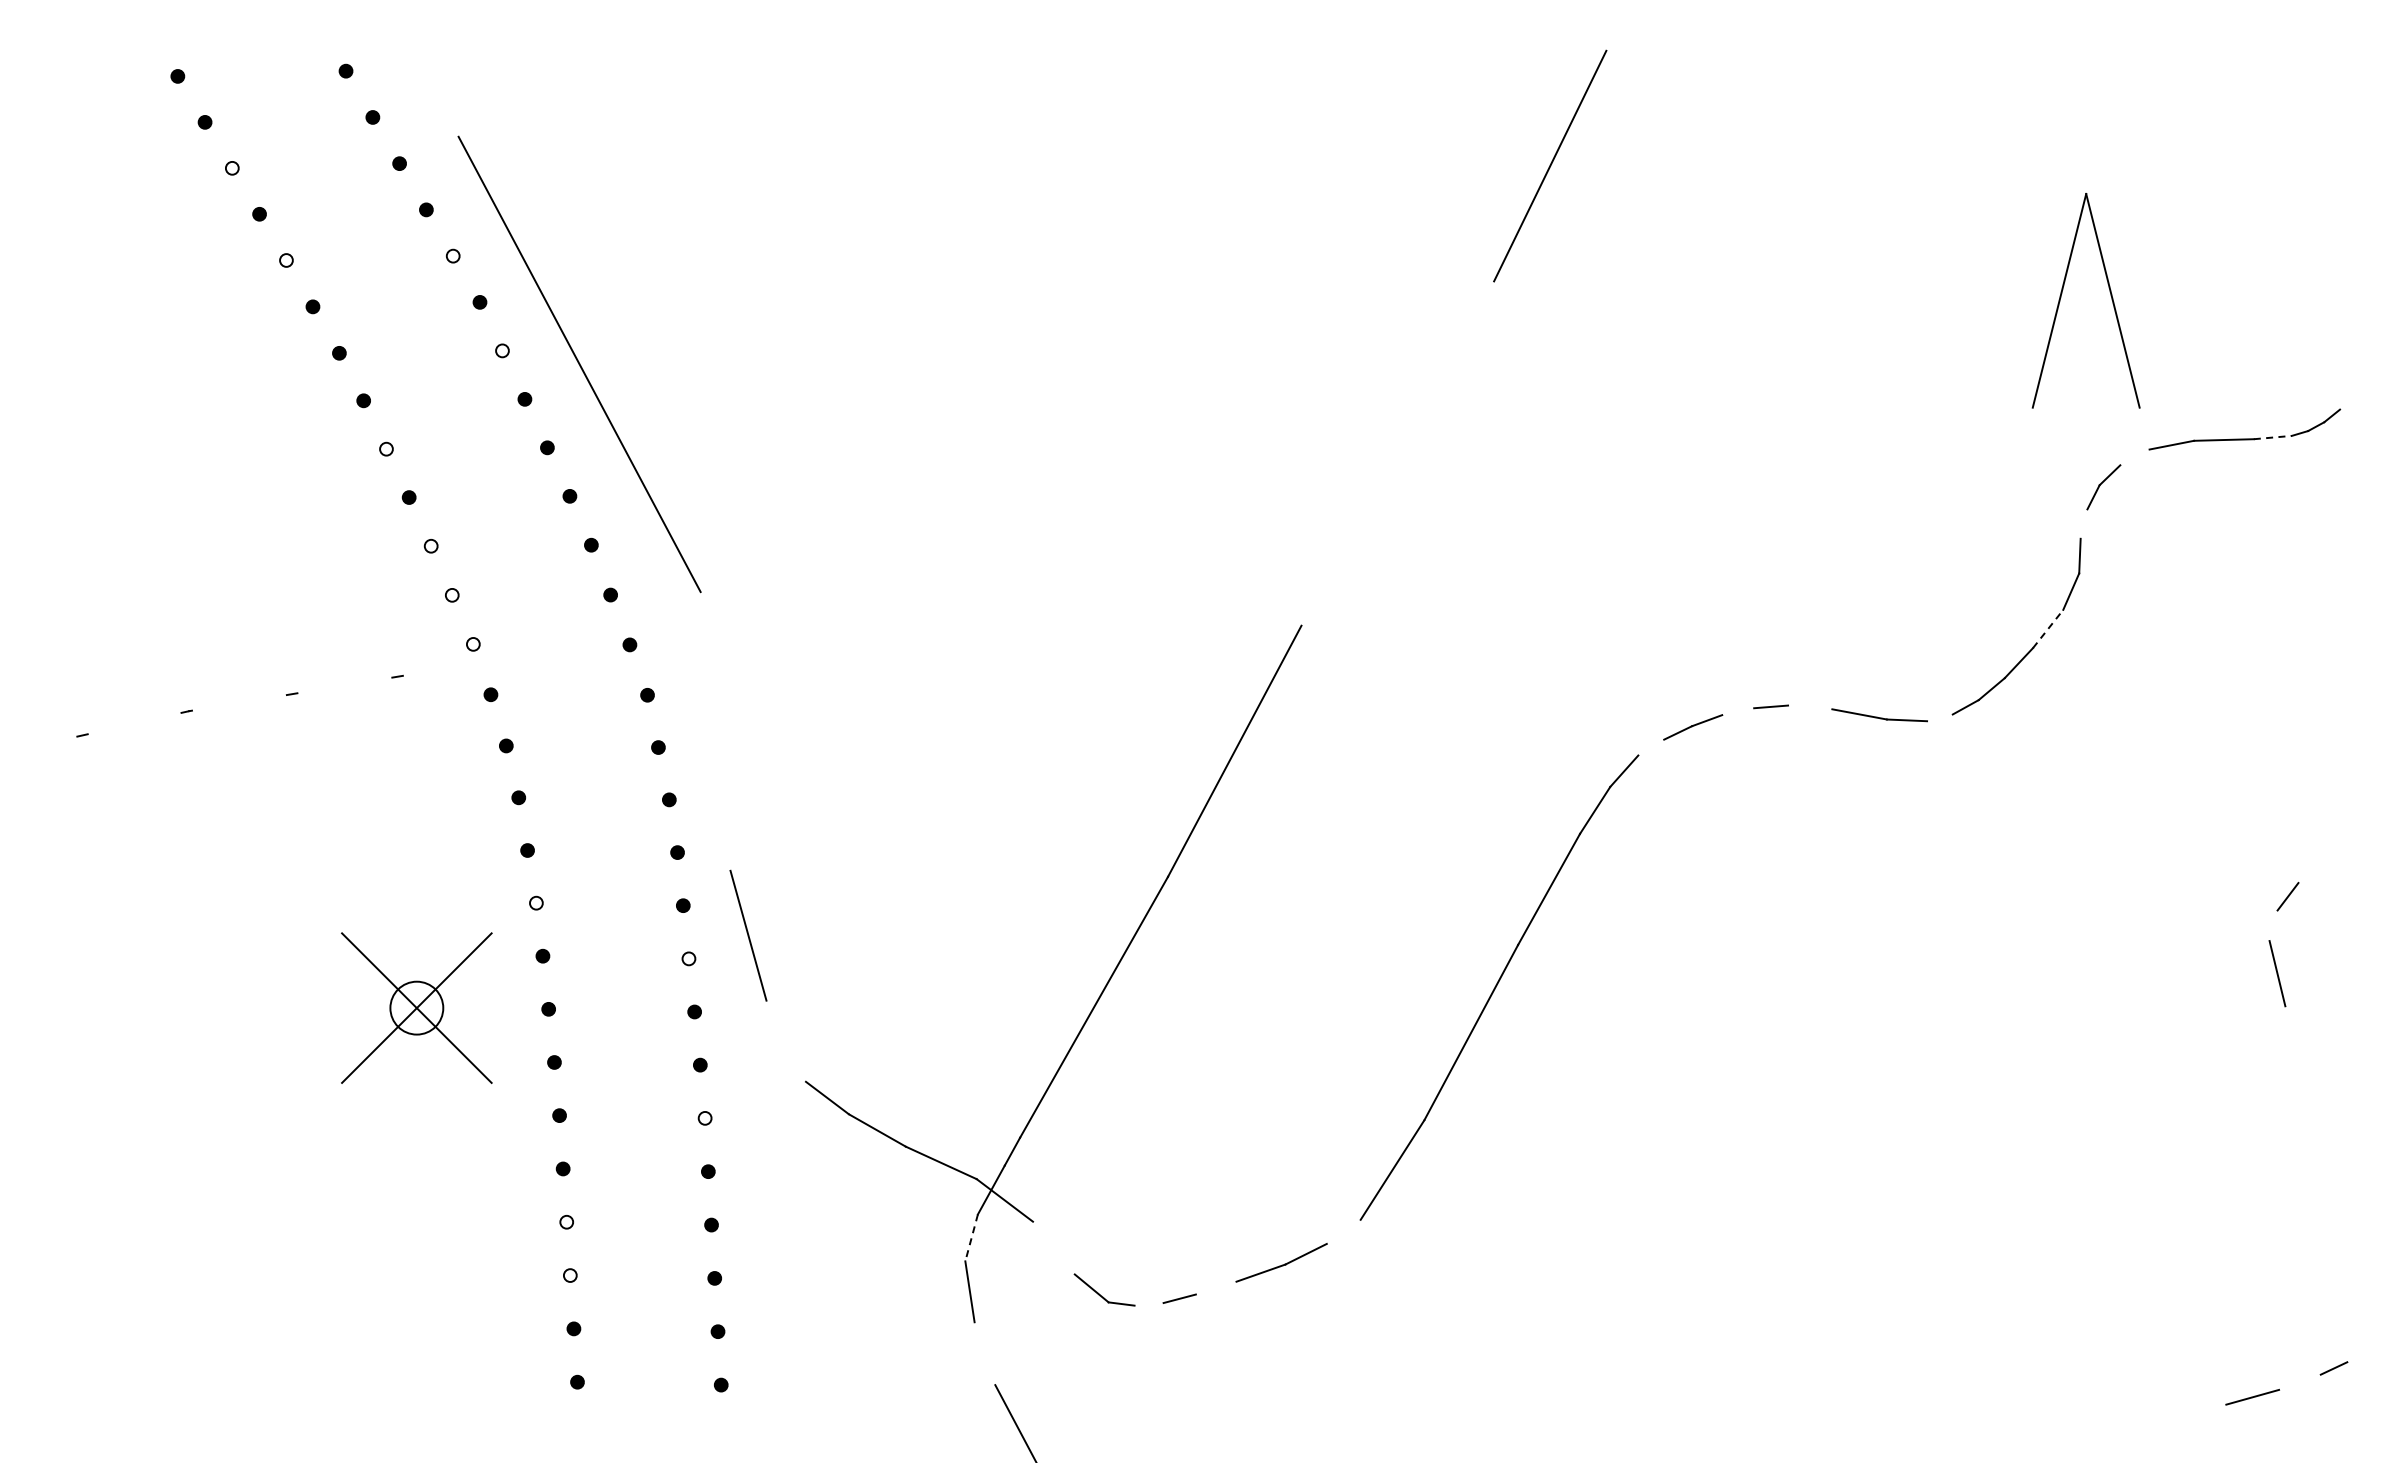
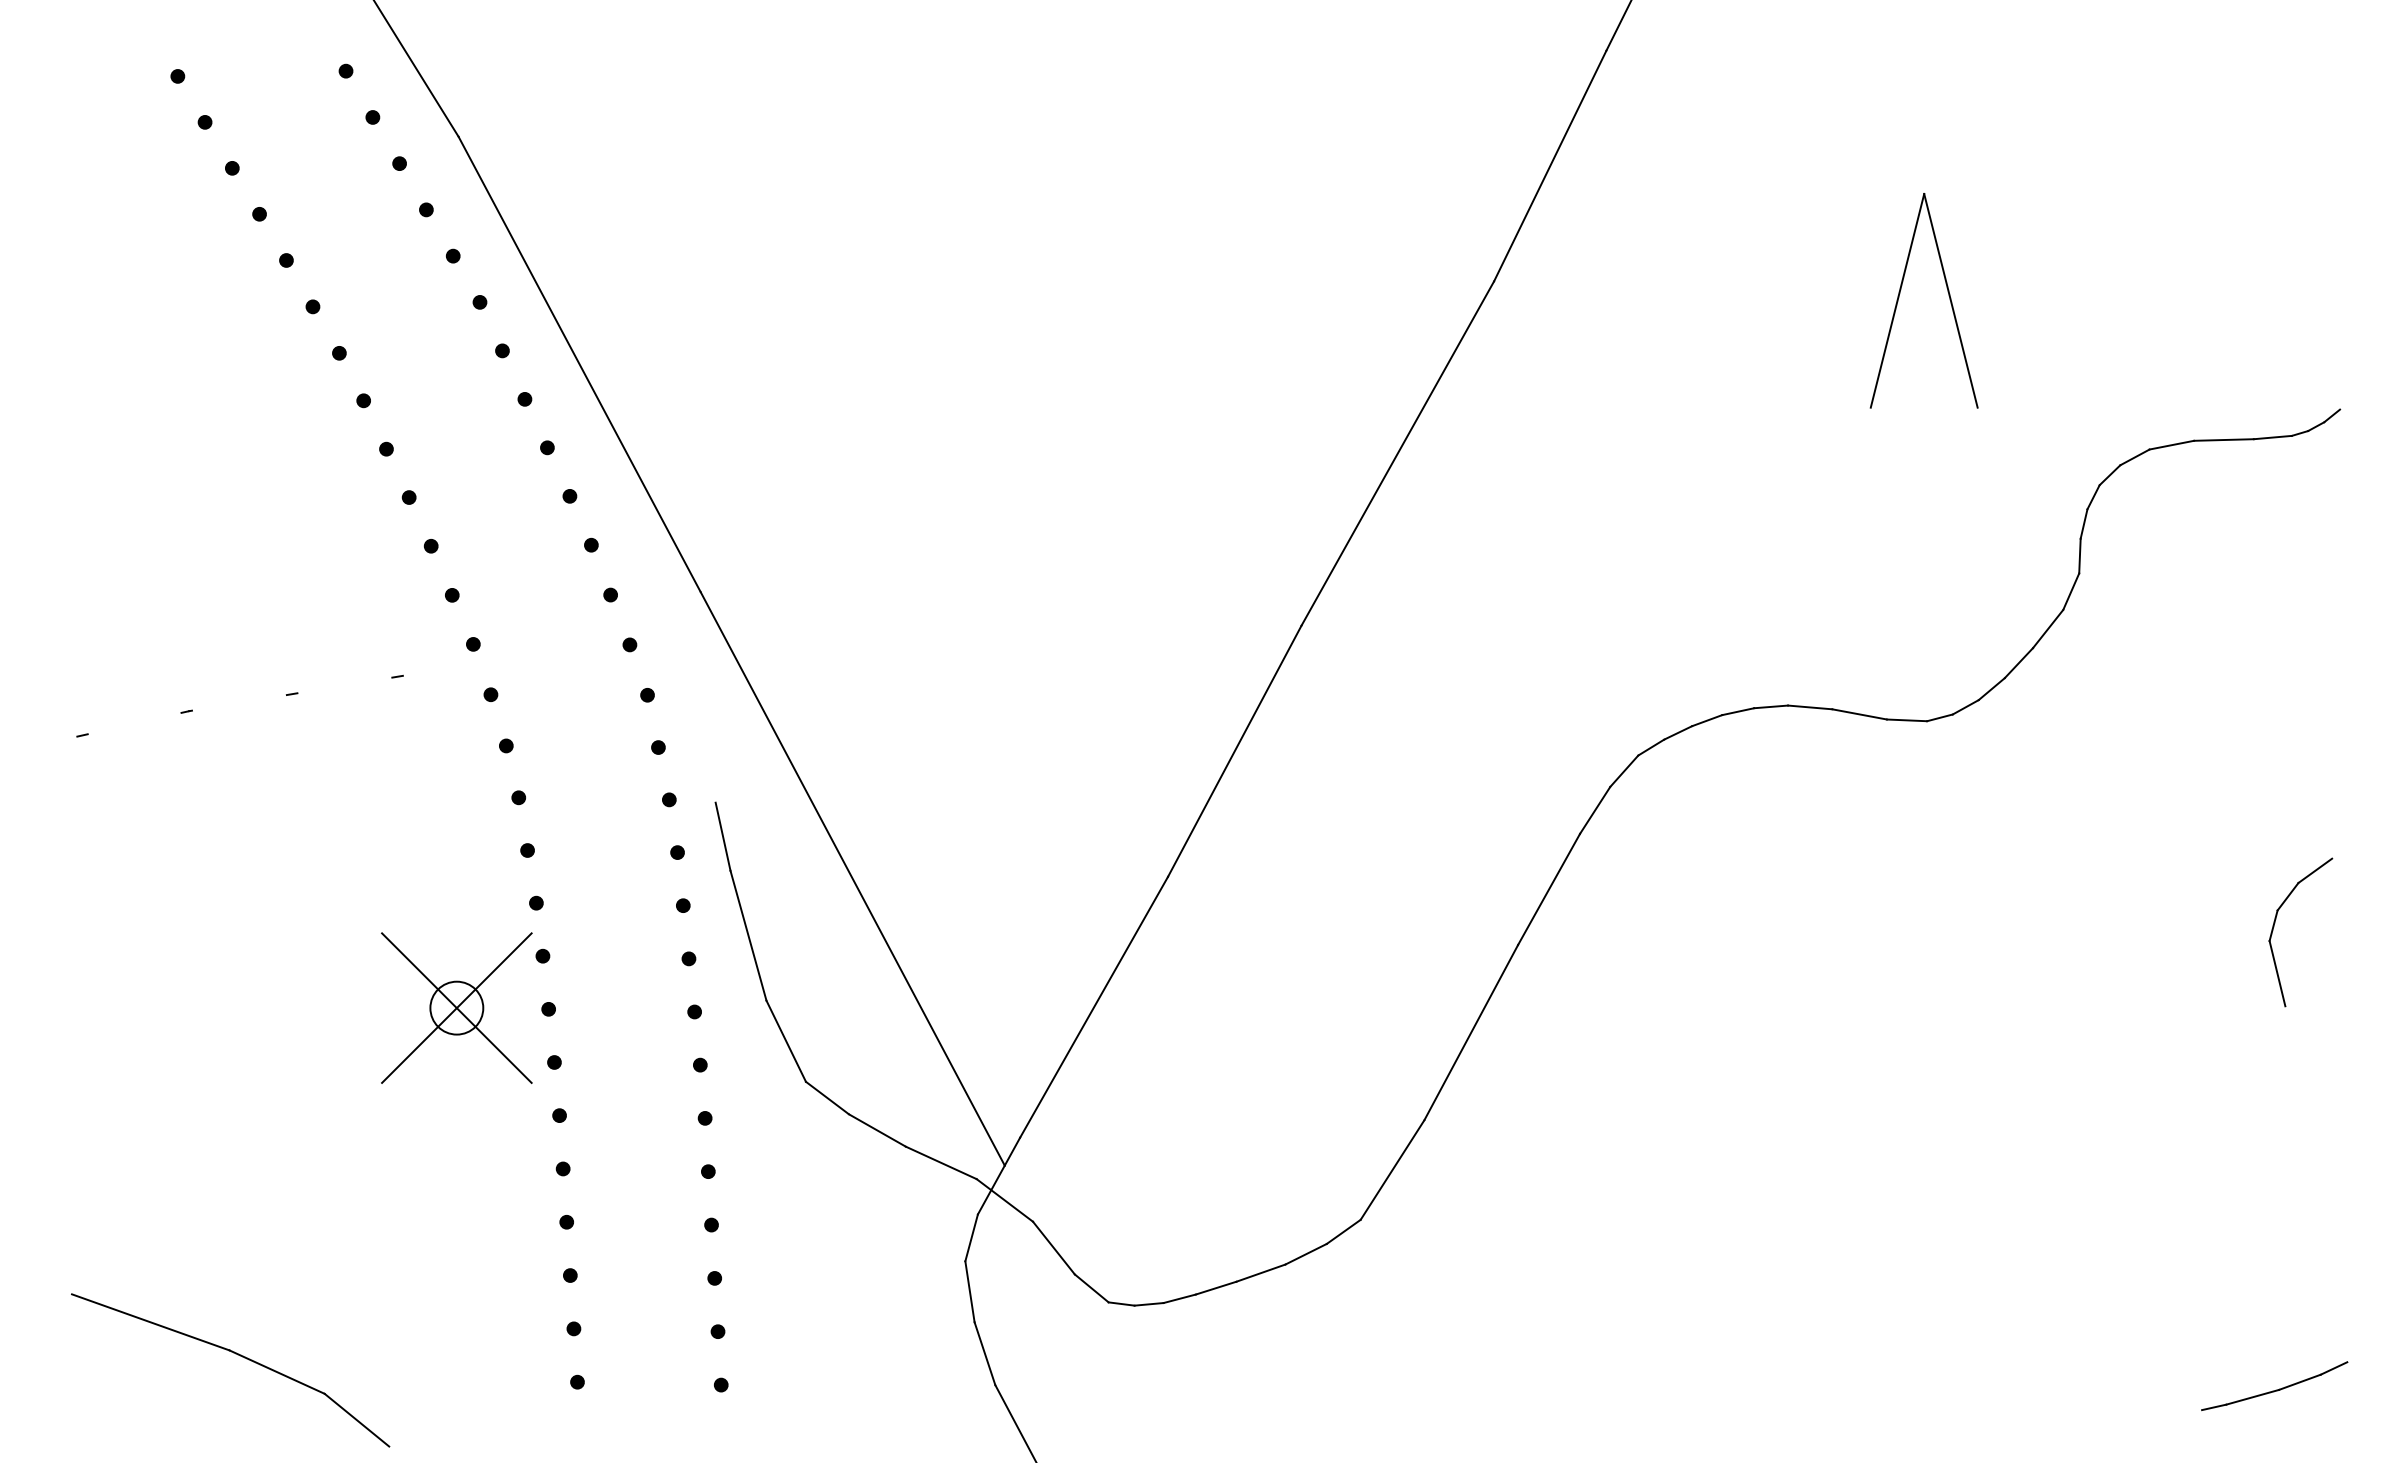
line: none -> present (1618, 26)
line: none -> present (416, 69)
fill: none -> present (231, 167)
fill: none -> present (452, 255)
fill: none -> present (286, 260)
part position: (2062, 293) -> (1900, 293) (1900, 293)
fill: none -> present (502, 350)
line: dashed -> solid (2273, 437)
fill: none -> present (386, 448)
line: none -> present (1397, 453)
line: none -> present (2134, 457)
line: none -> present (2083, 523)
fill: none -> present (430, 545)
fill: none -> present (451, 594)
line: dashed -> solid (2048, 628)
fill: none -> present (472, 644)
line: none -> present (1810, 707)
line: none -> present (1738, 711)
line: none -> present (1939, 717)
line: none -> present (1651, 747)
line: none -> present (722, 836)
line: none -> present (2315, 870)
line: none -> present (852, 878)
fill: none -> present (536, 902)
line: none -> present (2273, 925)
fill: none -> present (688, 958)
part position: (416, 1007) -> (456, 1007) (456, 1007)
line: none -> present (785, 1040)
fill: none -> present (704, 1117)
fill: none -> present (566, 1221)
line: none -> present (1343, 1231)
line: dashed -> solid (971, 1238)
line: none -> present (1053, 1247)
fill: none -> present (569, 1275)
line: none -> present (1215, 1287)
line: none -> present (1148, 1304)
line: none -> present (984, 1353)
part: none -> present (237, 1355)
line: none -> present (2299, 1381)
line: none -> present (2214, 1407)
